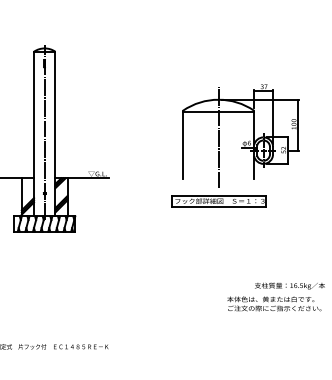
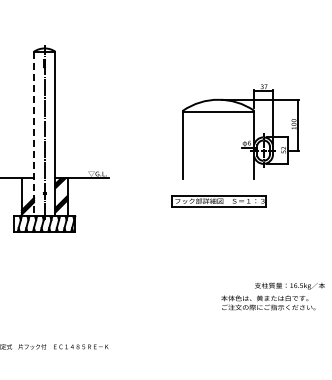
line: solid -> dashed (34, 134)
line: present -> none (218, 137)
text position: (274, 303) -> (268, 302) (268, 302)
